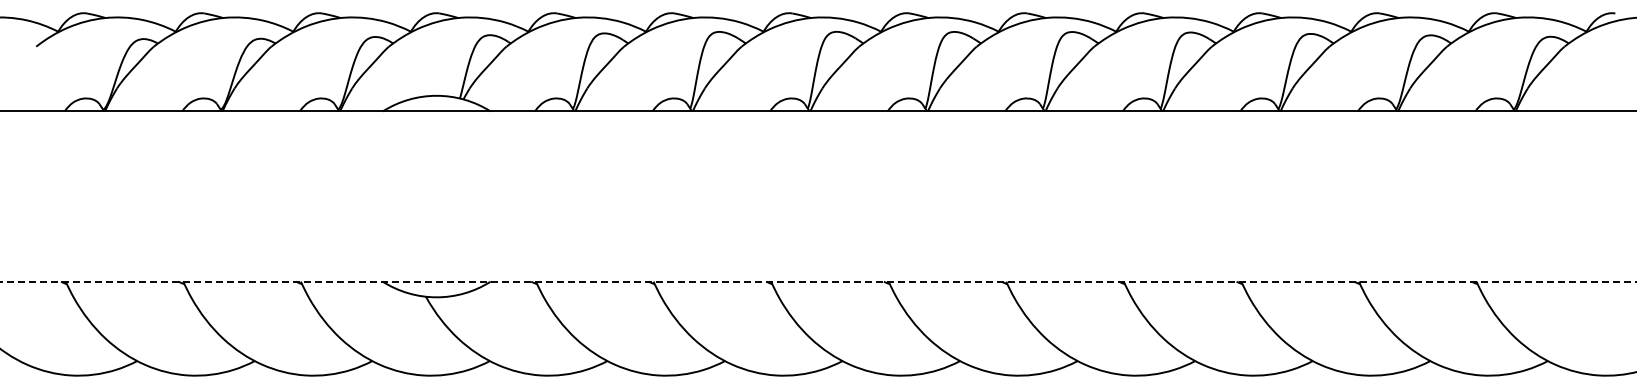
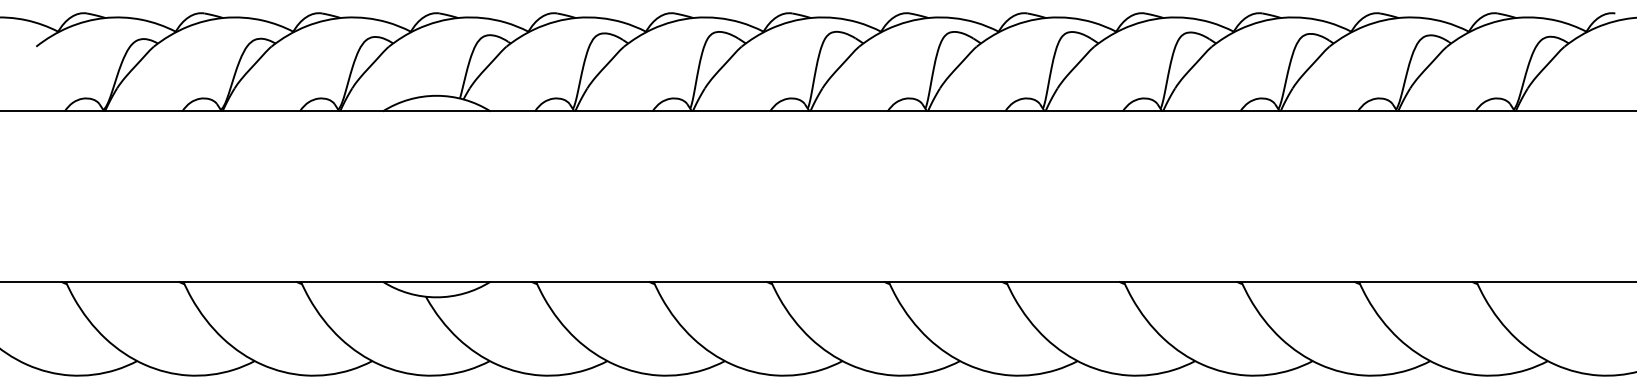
line: dashed -> solid (819, 281)
